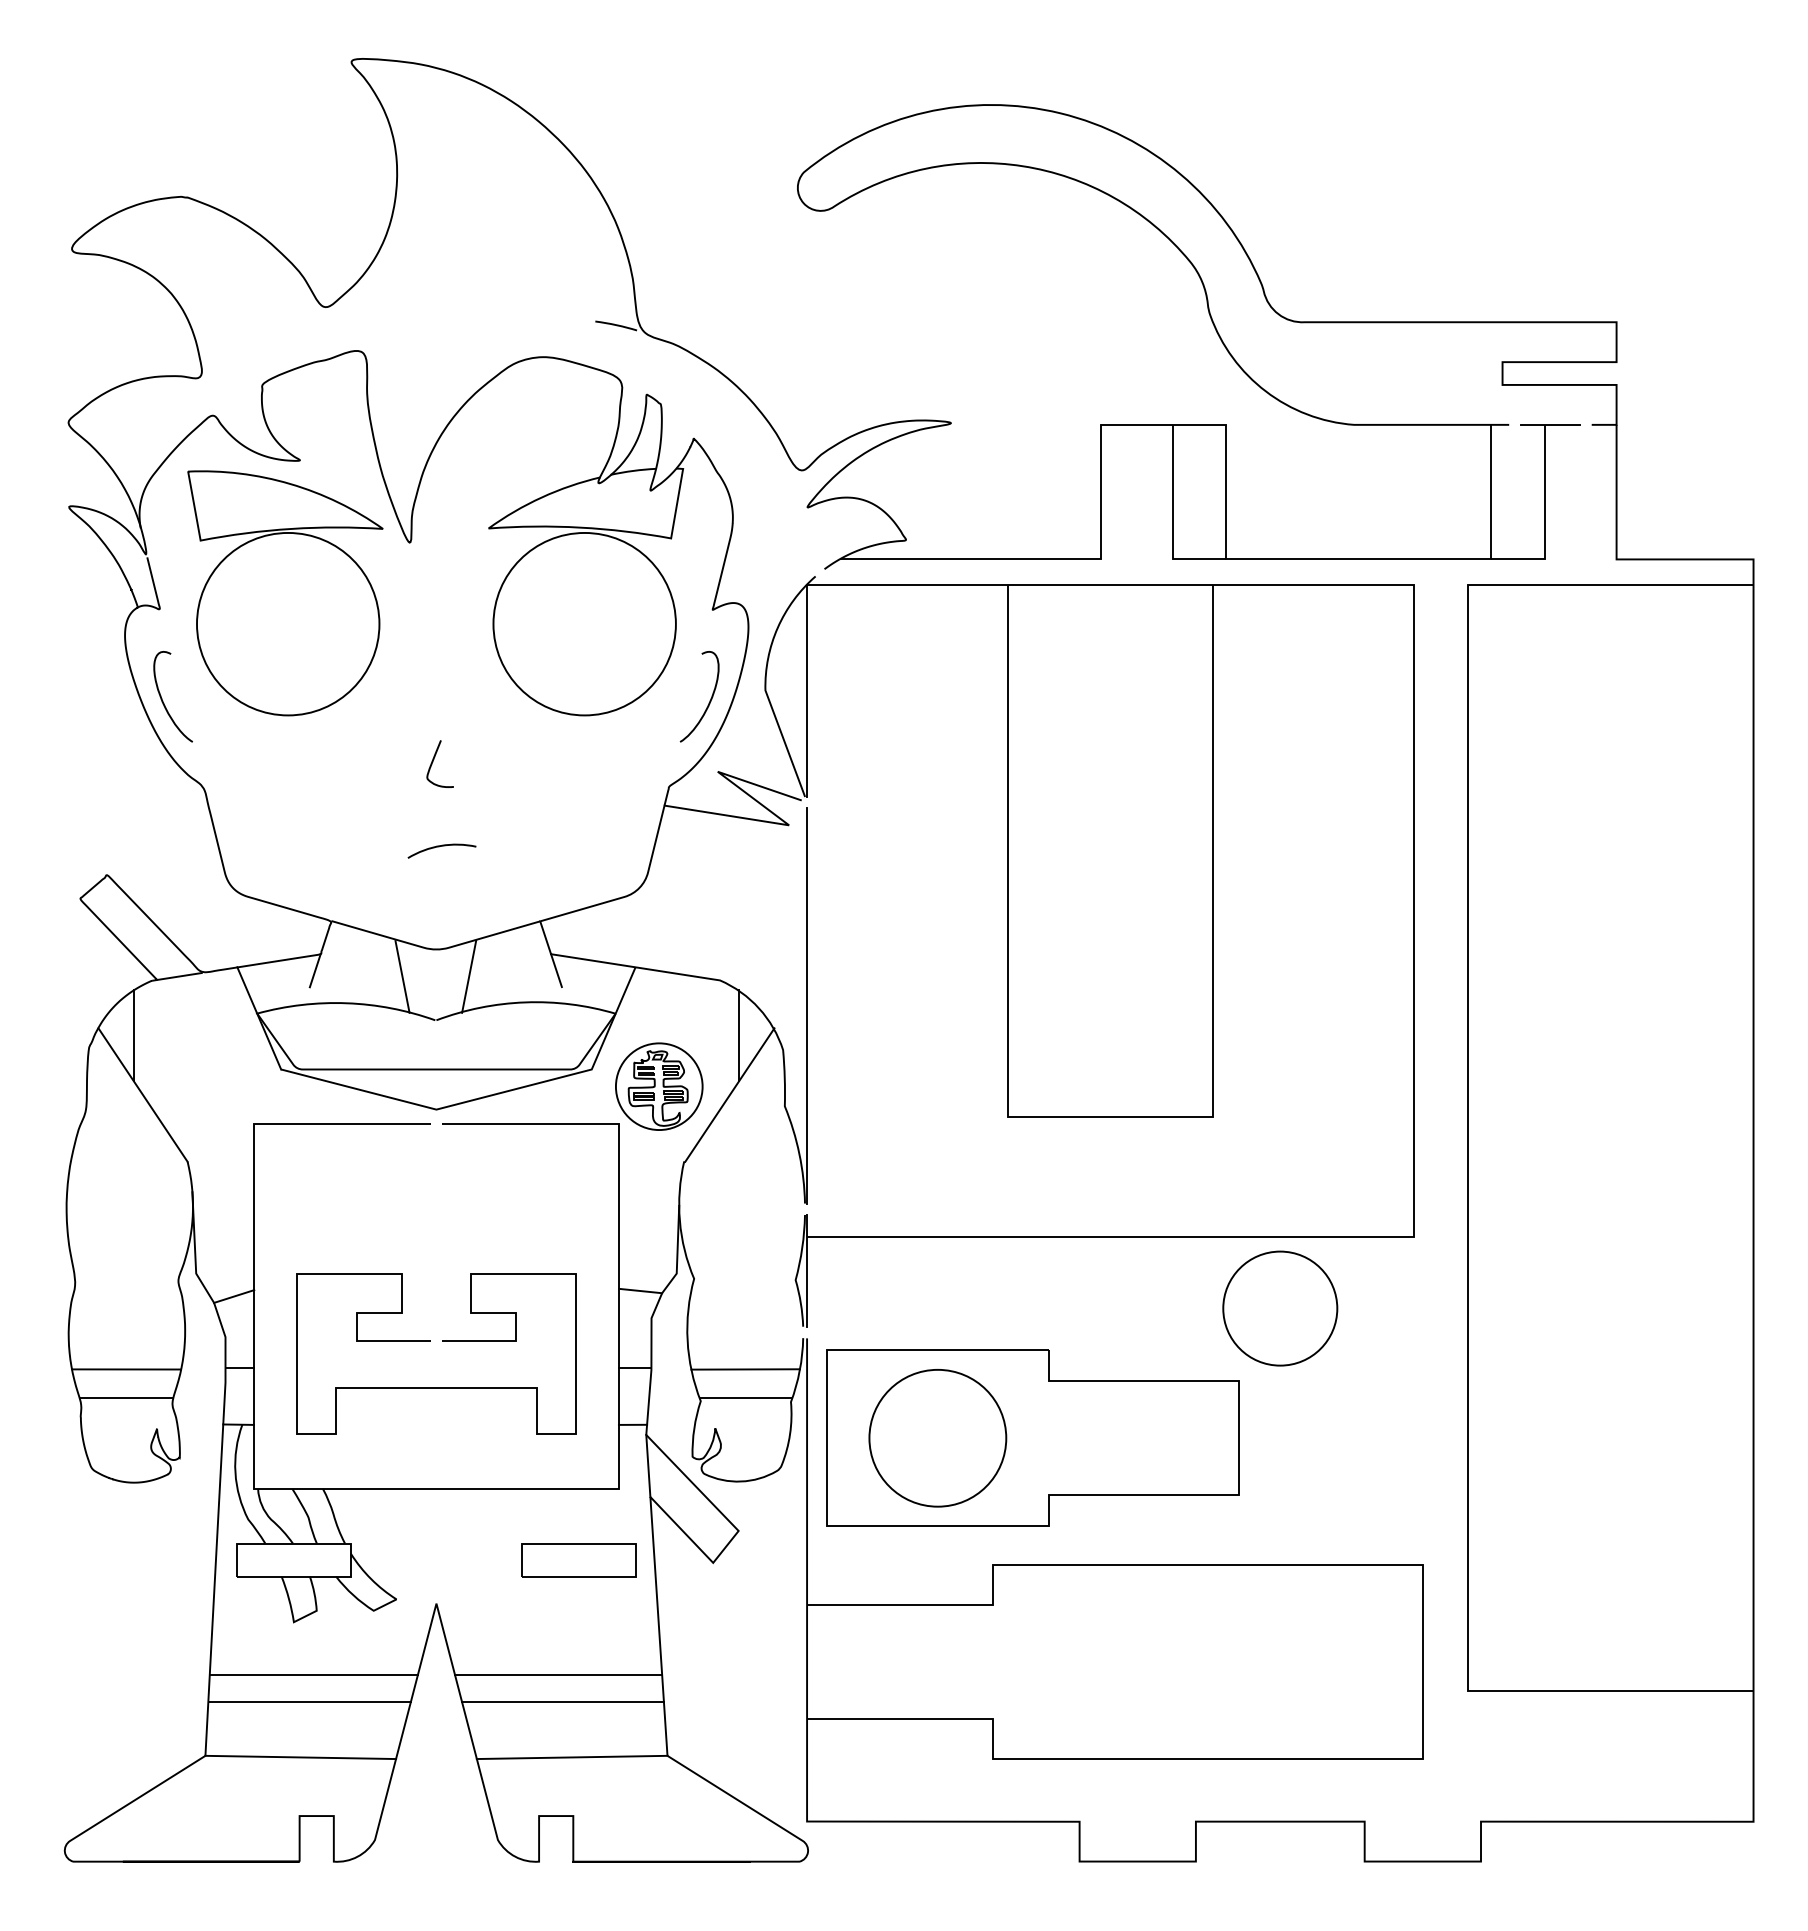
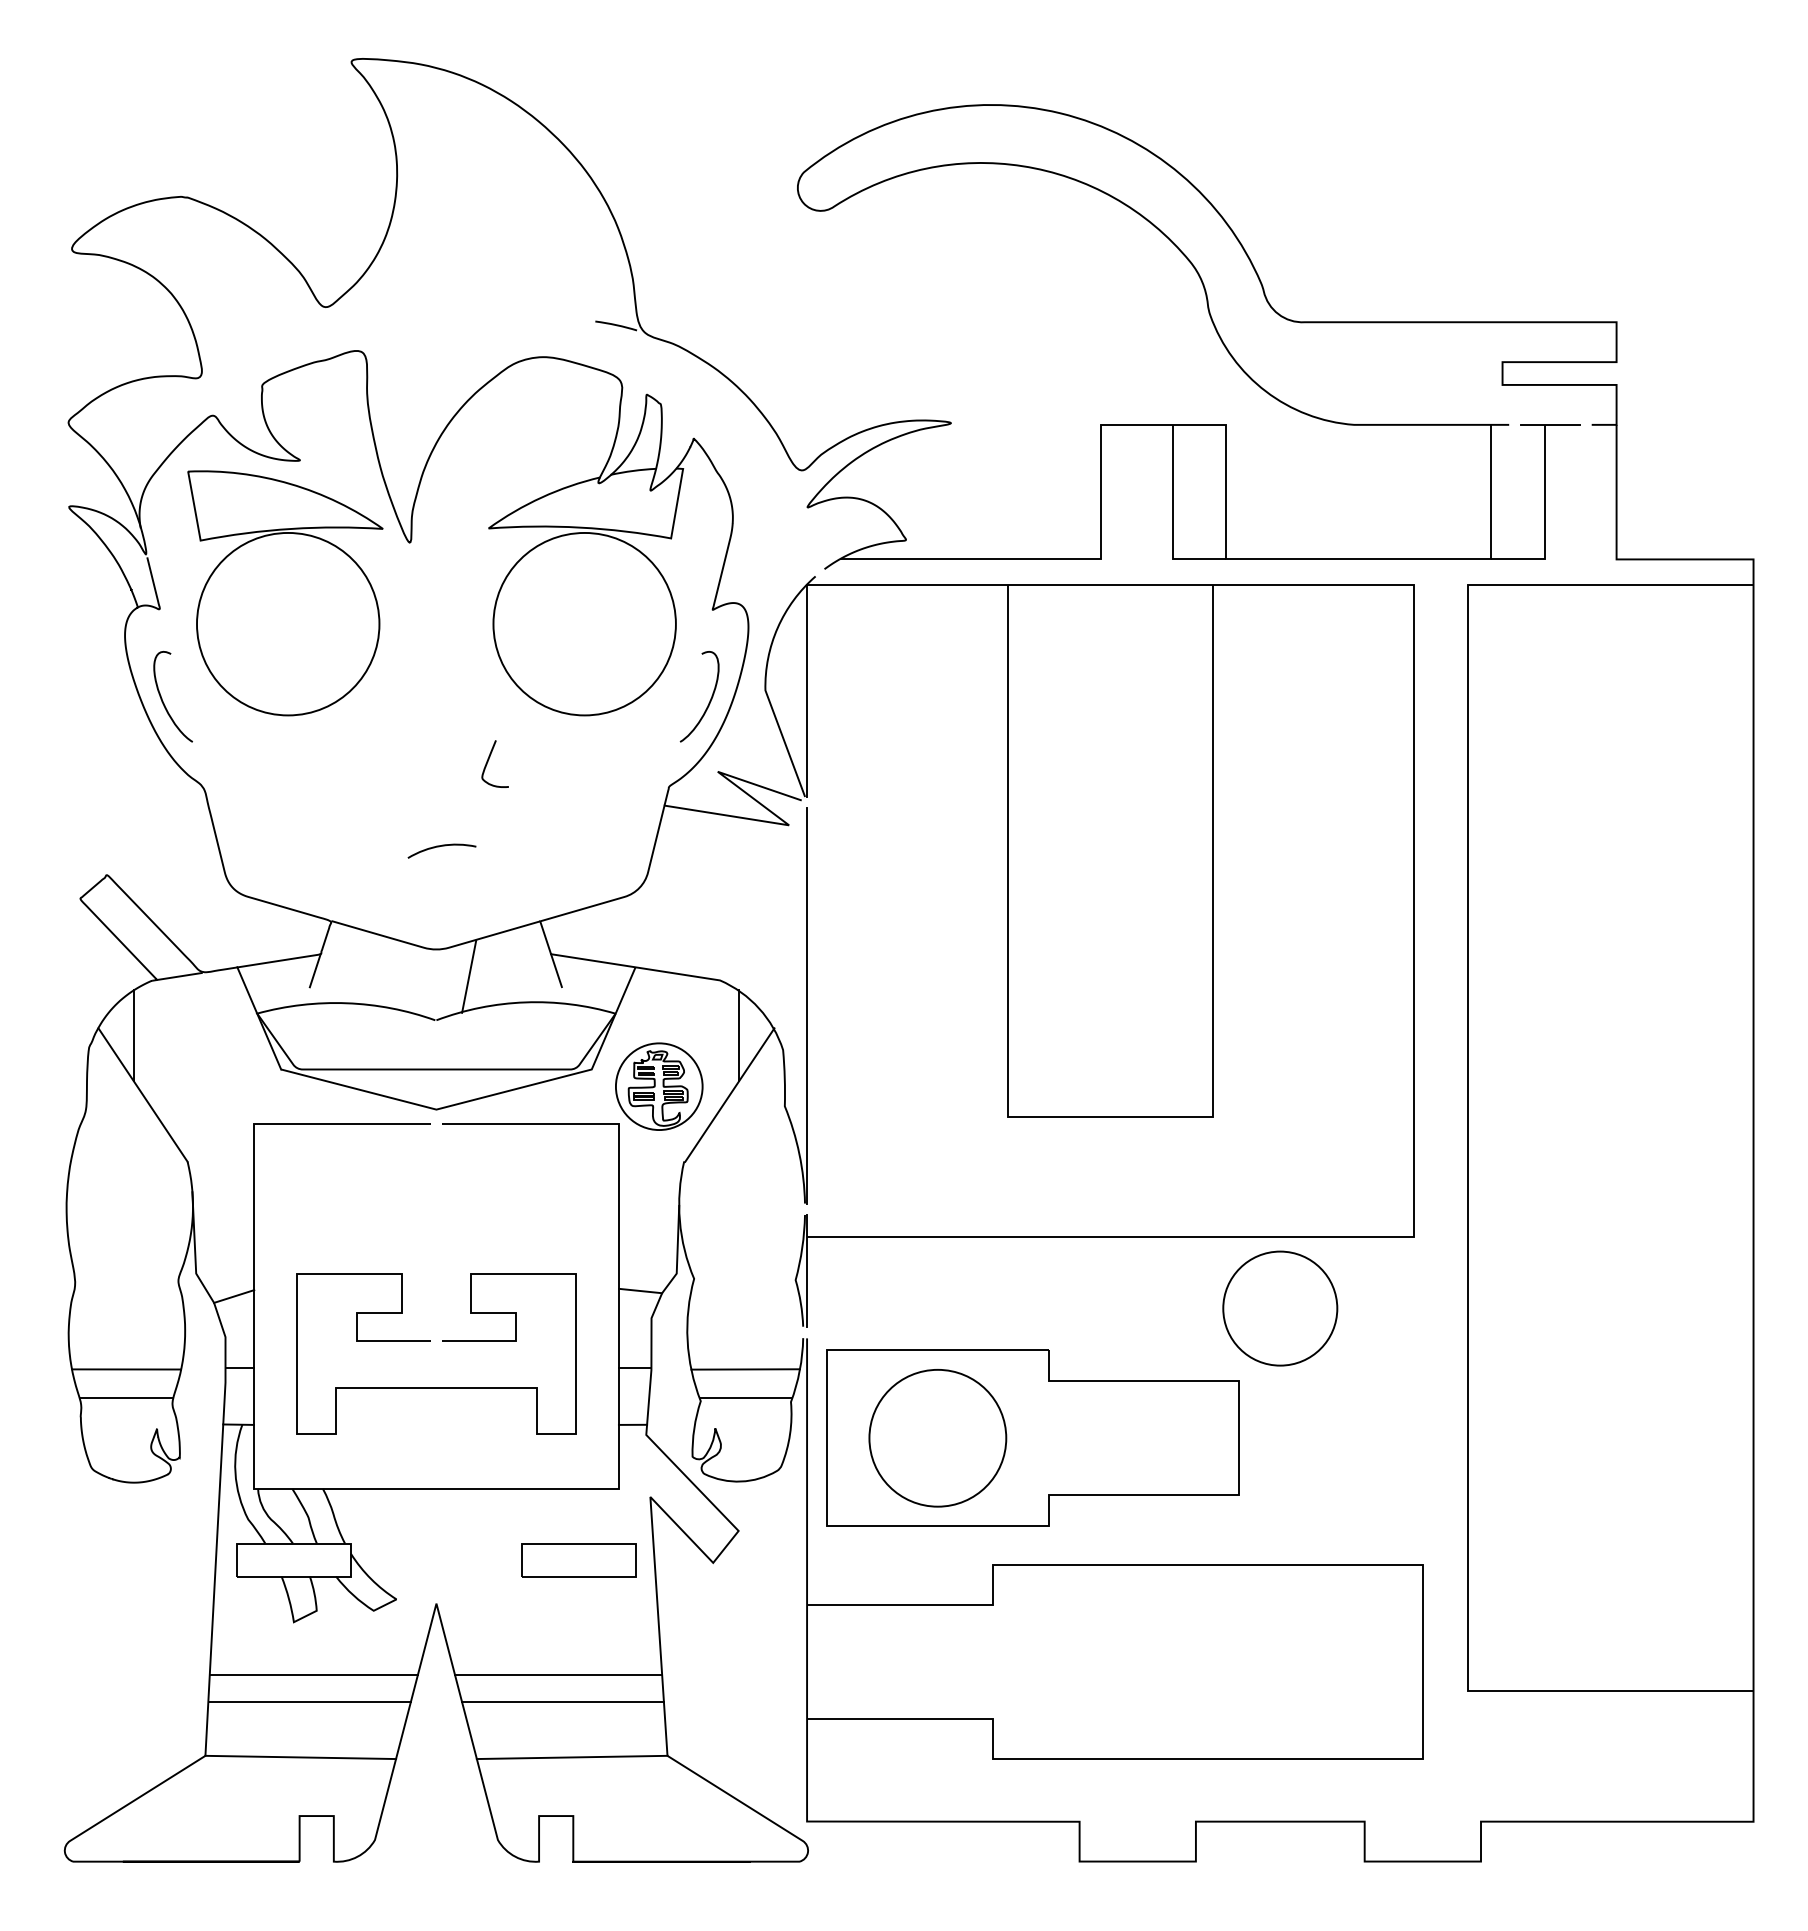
curve position: (433, 762) -> (488, 762) (488, 762)
line: present -> none (402, 976)
line: present -> none (648, 1465)
